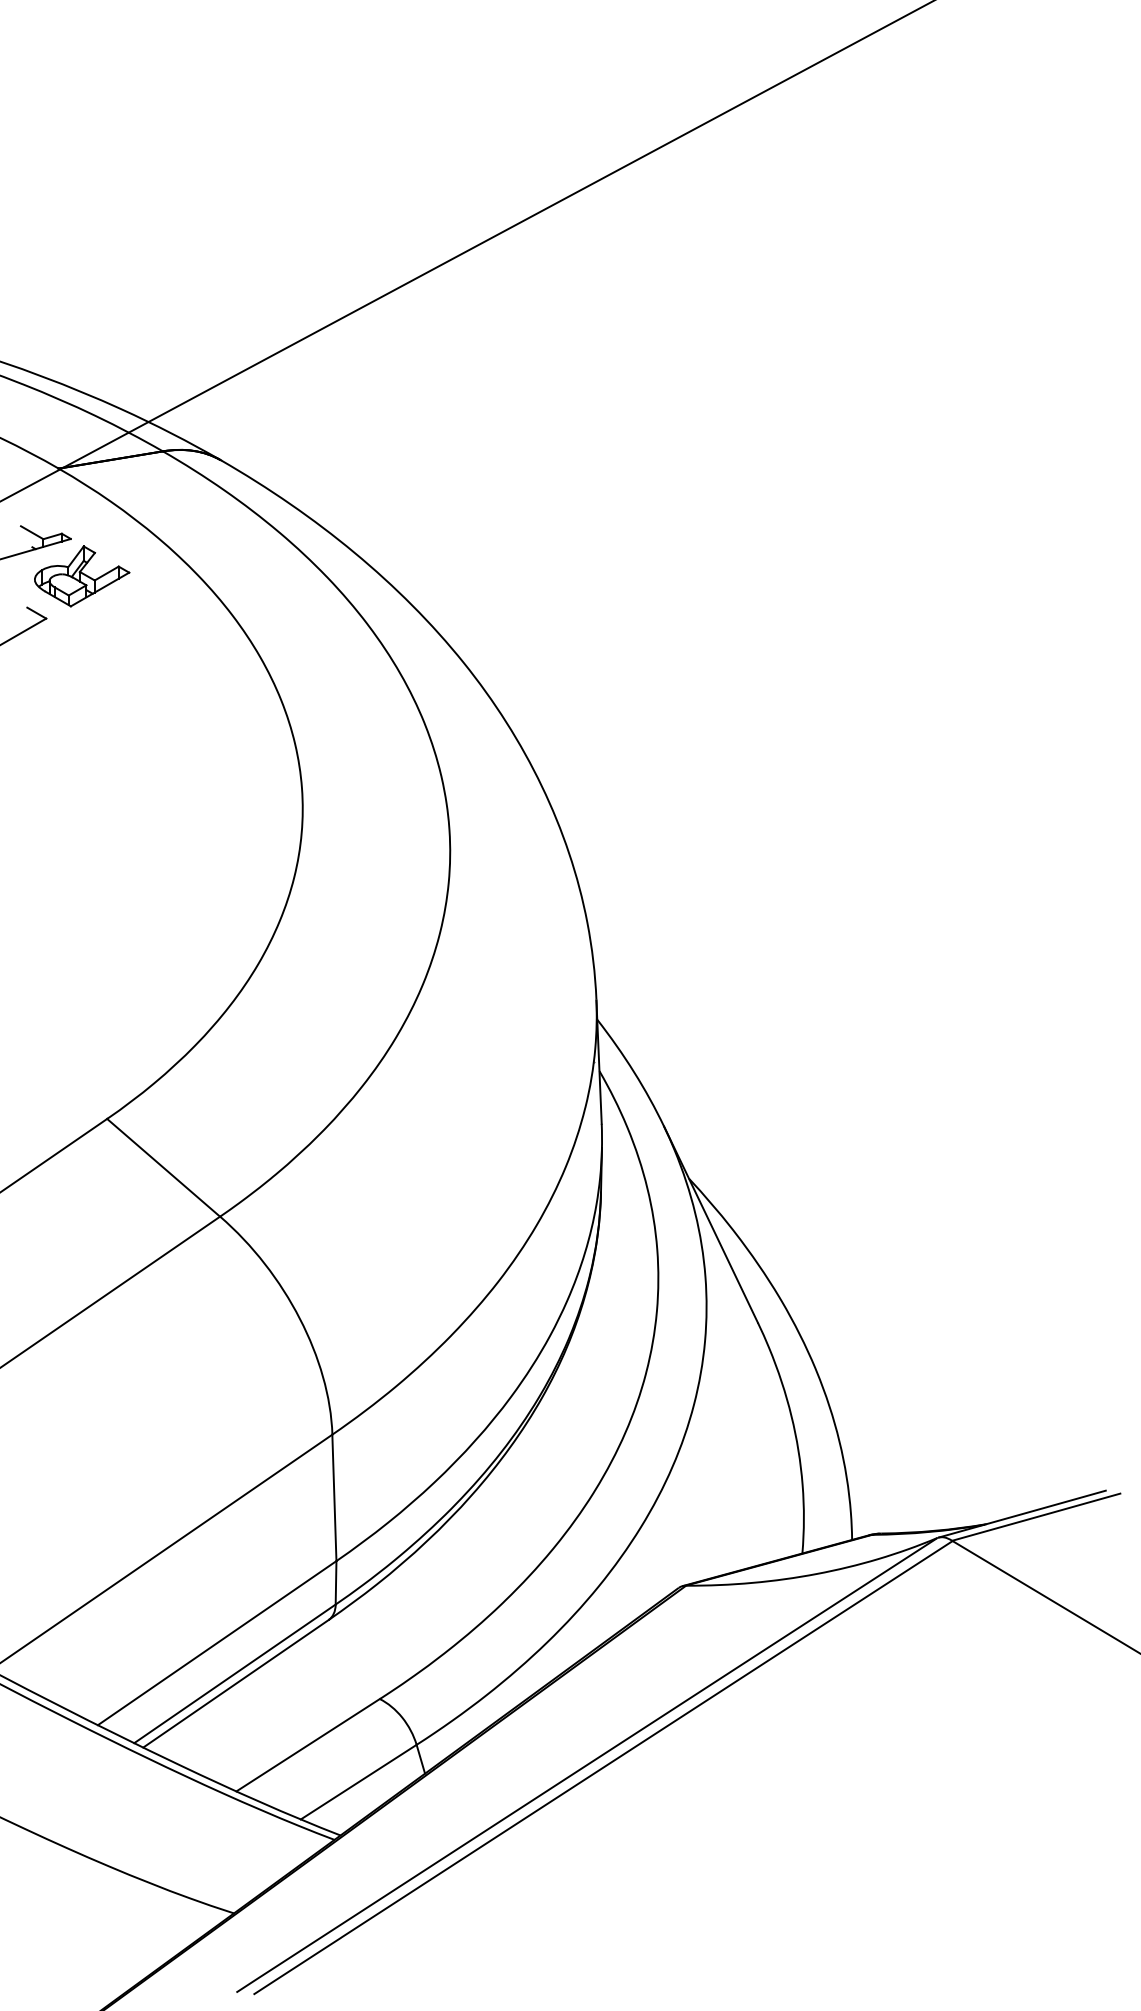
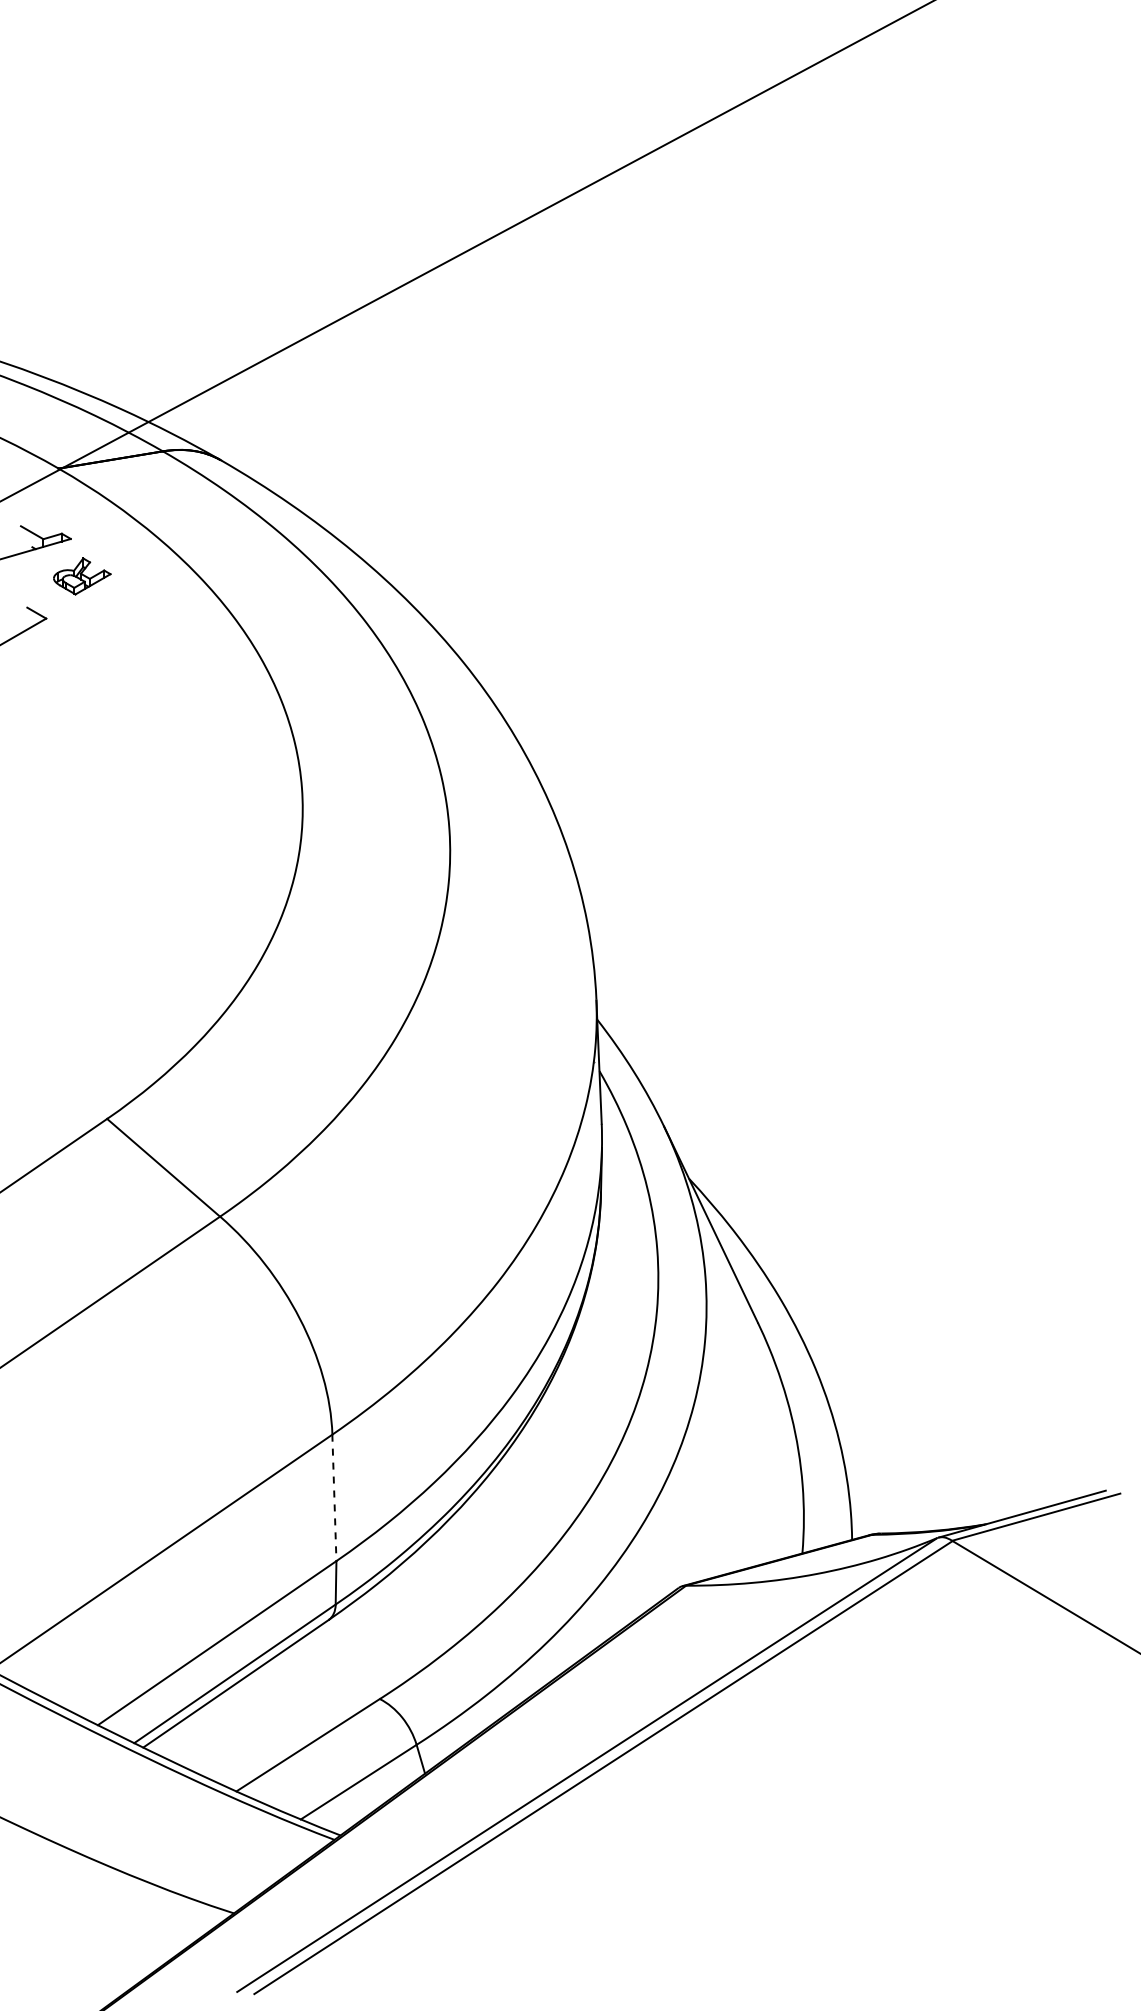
part size: 97x63 px -> 59x39 px (82, 576)
line: solid -> dashed (334, 1498)
